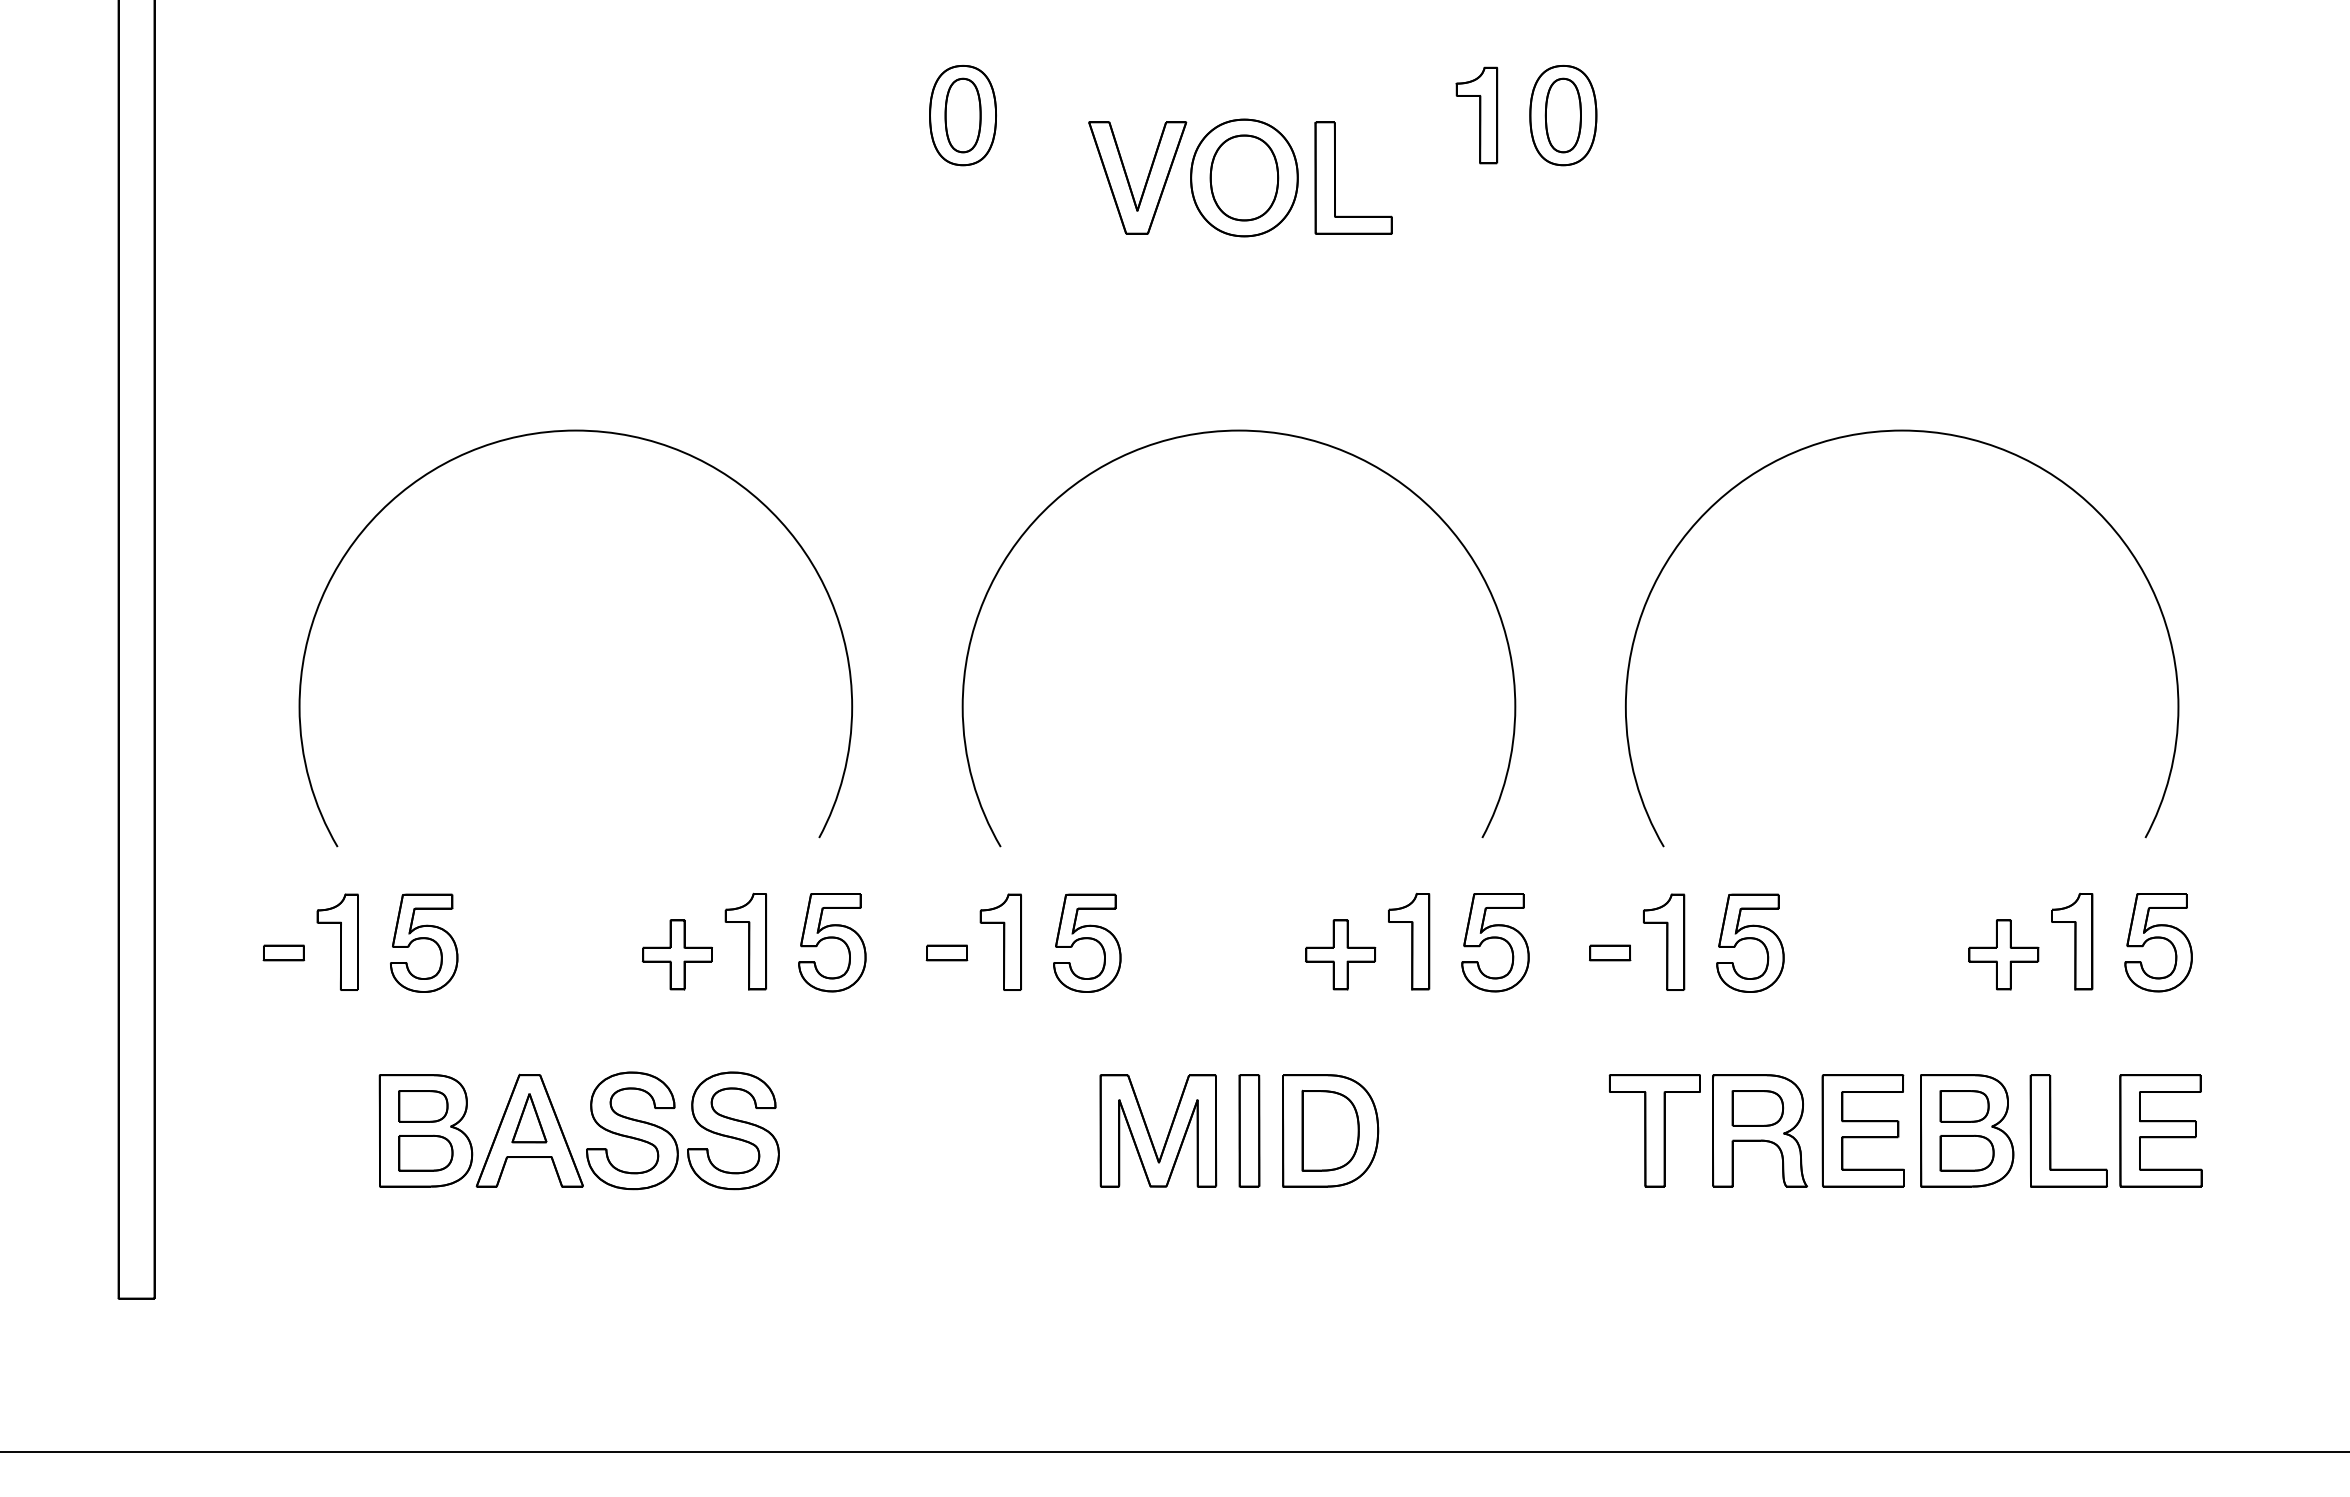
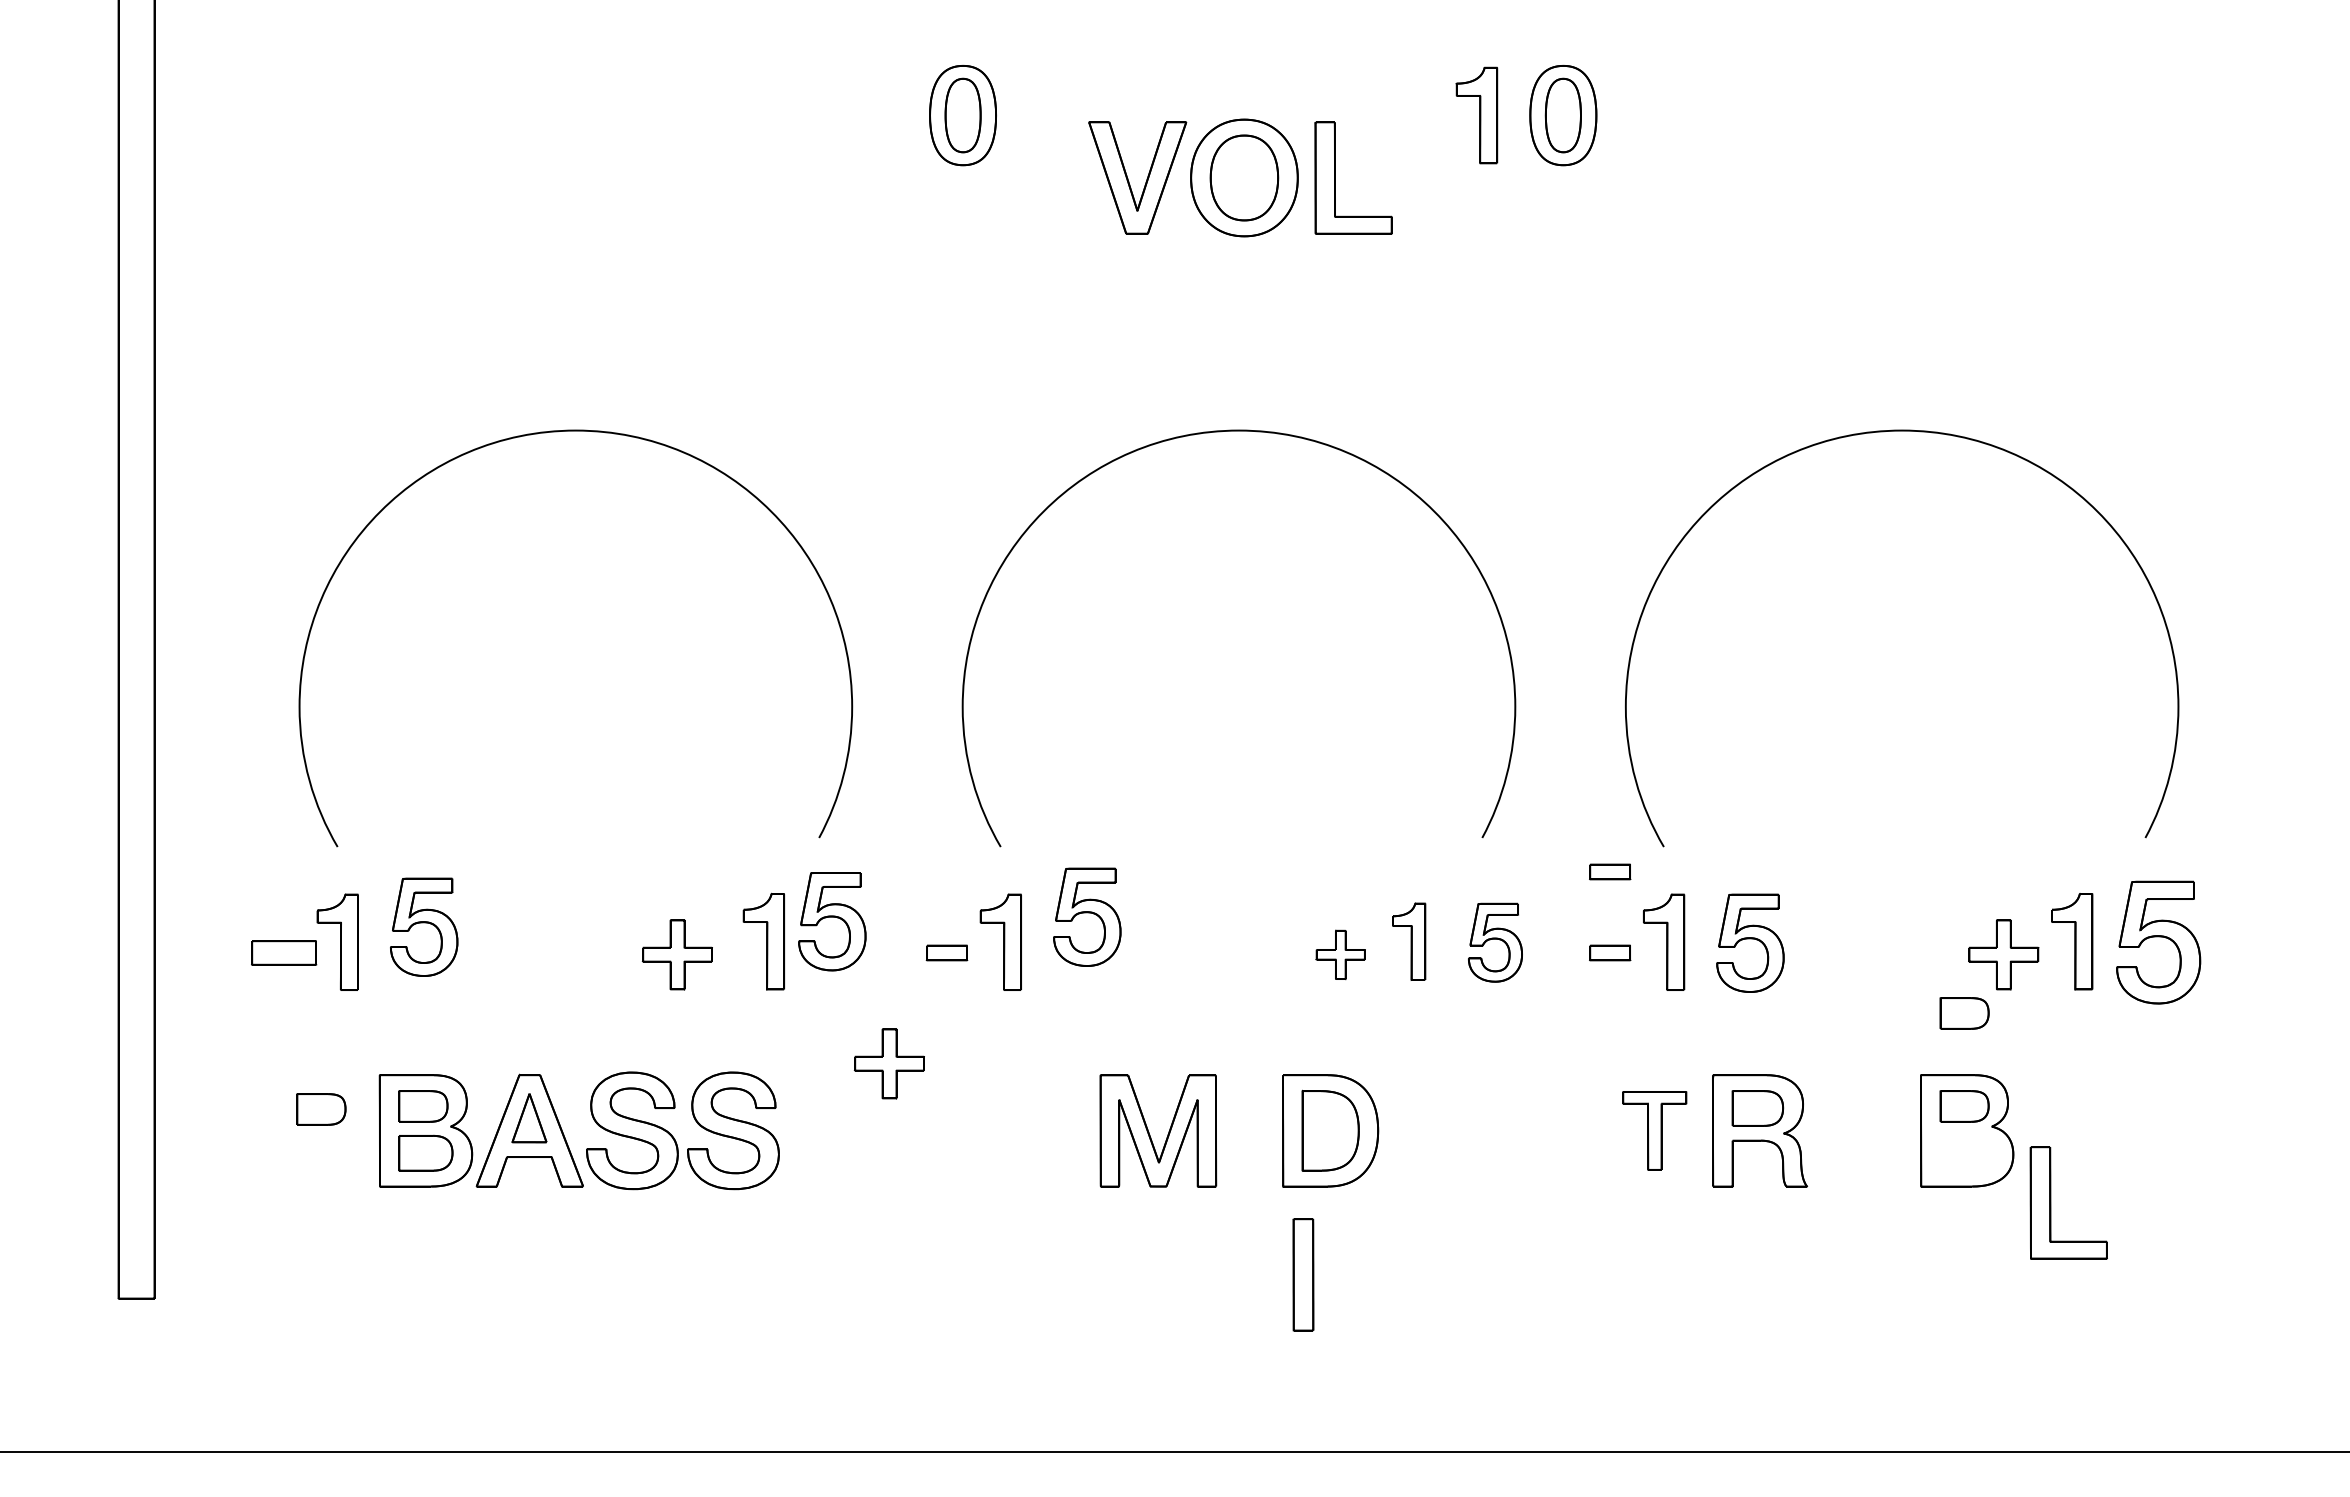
part: none -> present (1610, 871)
part position: (745, 941) -> (763, 941) (763, 941)
part size: 43x98 px -> 35x79 px (1409, 941)
part position: (424, 942) -> (424, 926) (424, 926)
part position: (832, 942) -> (832, 921) (832, 921)
part position: (1087, 942) -> (1087, 916) (1087, 916)
part size: 69x100 px -> 55x81 px (1495, 942)
part size: 69x100 px -> 86x125 px (2158, 942)
part size: 43x18 px -> 67x26 px (284, 952)
part size: 72x72 px -> 51x52 px (1340, 954)
part: none -> present (1964, 1013)
part: none -> present (888, 1063)
part: none -> present (321, 1109)
part position: (1249, 1130) -> (1303, 1274) (1303, 1274)
part size: 93x114 px -> 66x80 px (1654, 1130)
part: present -> none (1862, 1130)
part position: (2051, 1130) -> (2051, 1202) (2051, 1202)
part: present -> none (2160, 1130)
part: present -> none (1966, 1152)
